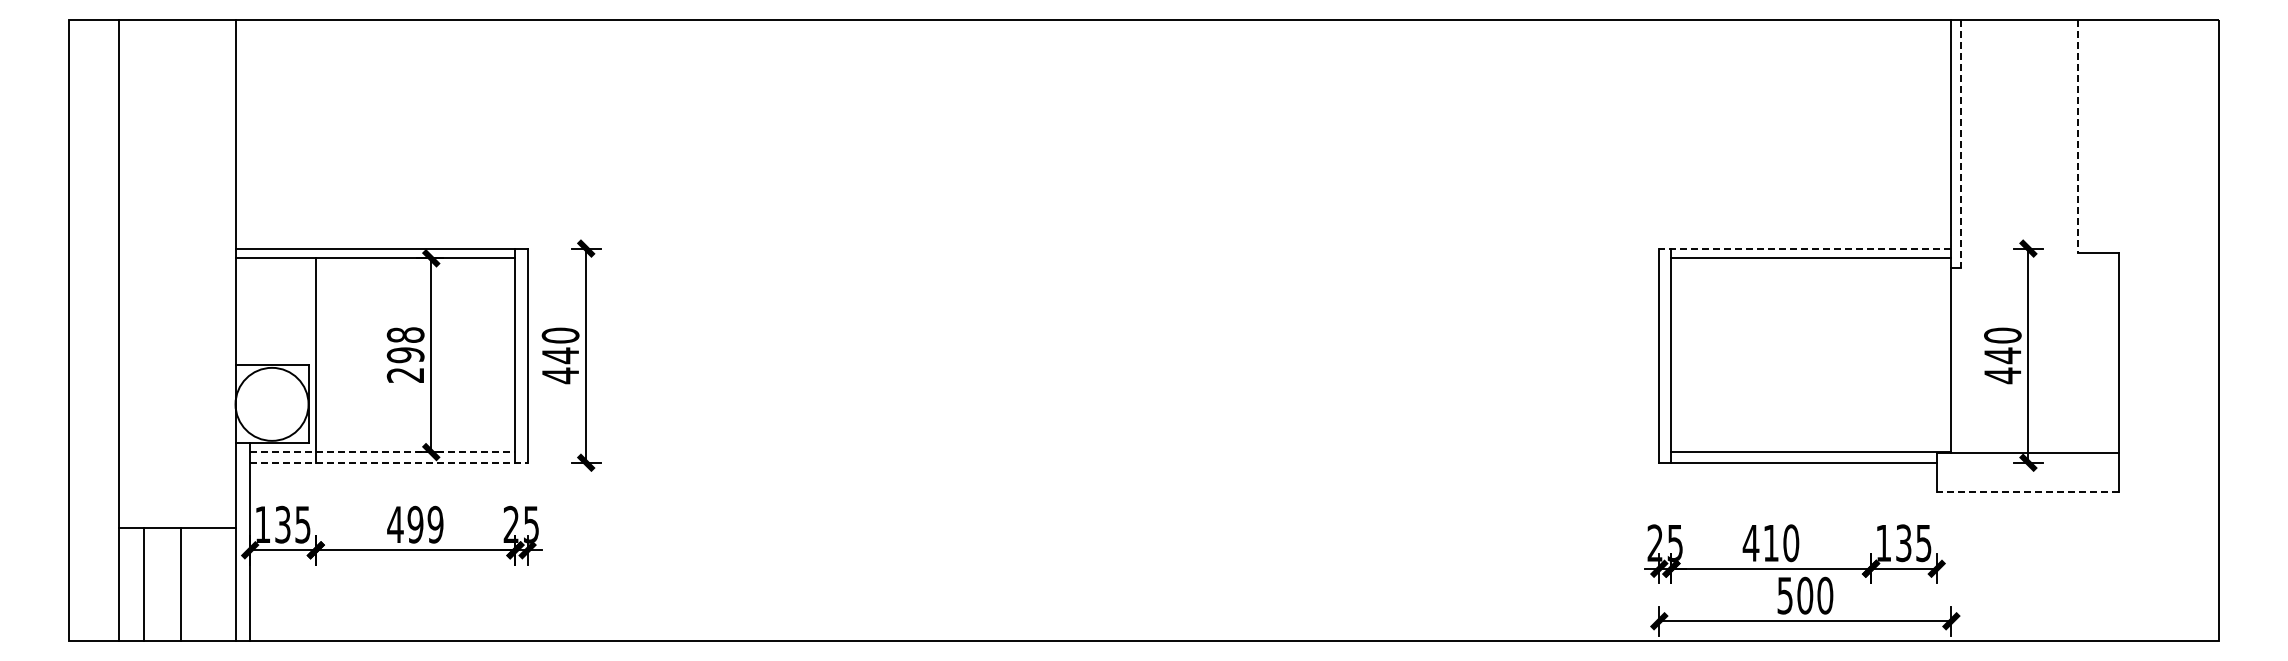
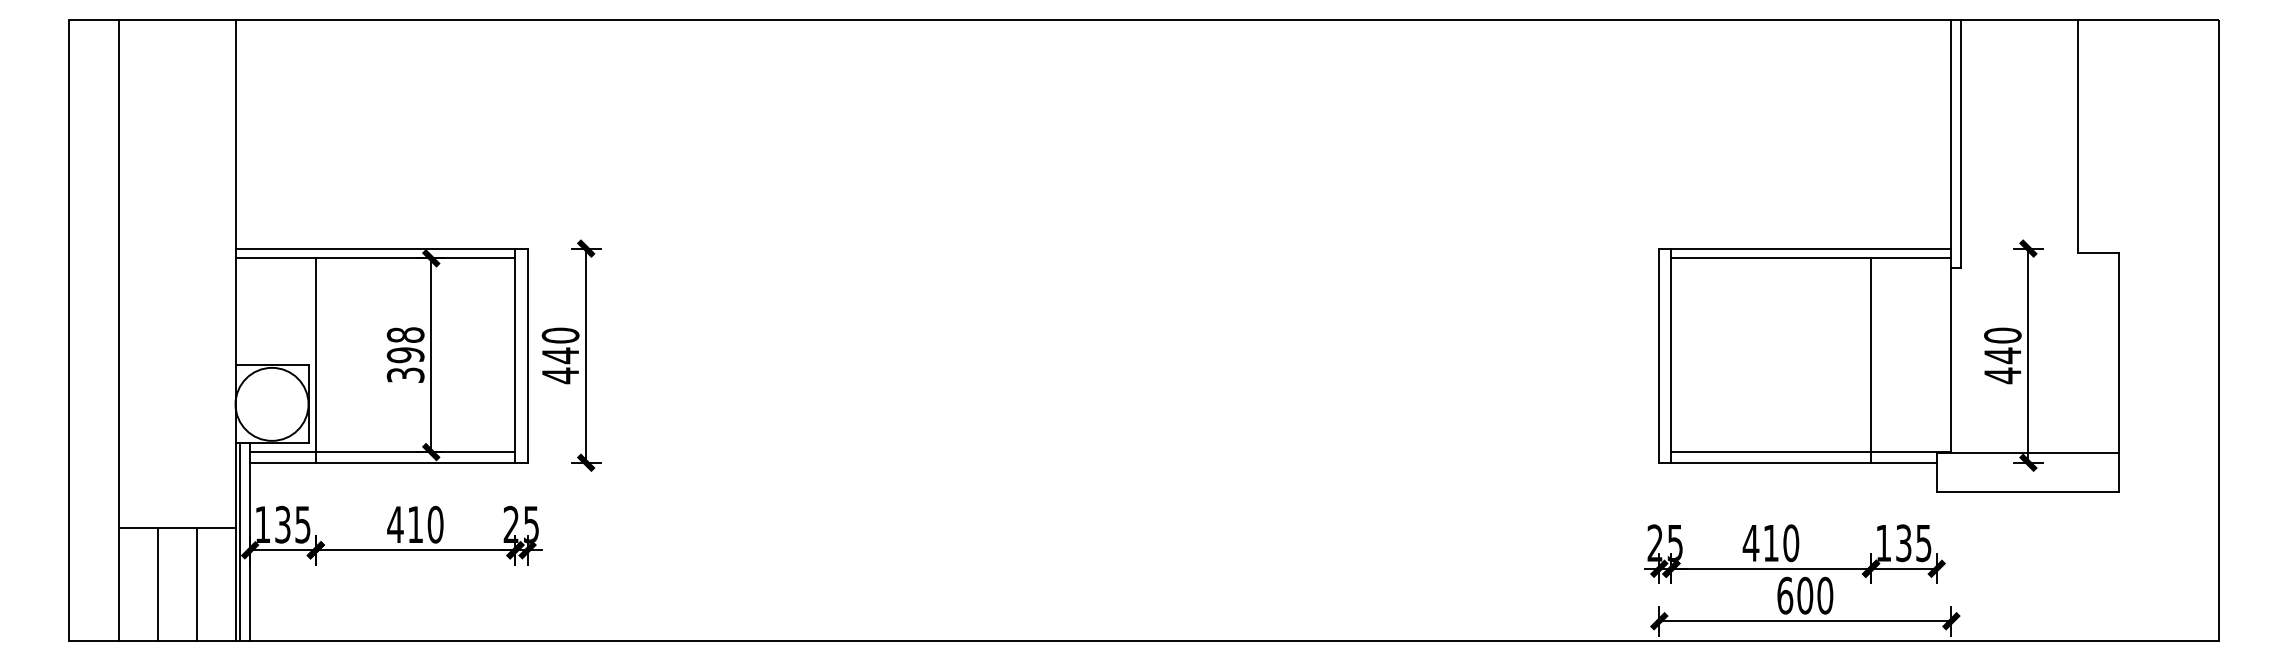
line: dashed -> solid (2077, 136)
line: dashed -> solid (1961, 144)
line: dashed -> solid (1804, 248)
line: none -> present (1871, 360)
text: 298 -> 398 (405, 374)
line: dashed -> solid (382, 452)
line: dashed -> solid (388, 462)
line: dashed -> solid (2027, 491)
text: 499 -> 410 (425, 524)
line: none -> present (240, 542)
line position: (143, 584) -> (157, 584) (157, 584)
line position: (180, 584) -> (196, 584) (196, 584)
text: 500 -> 600 (1785, 595)
